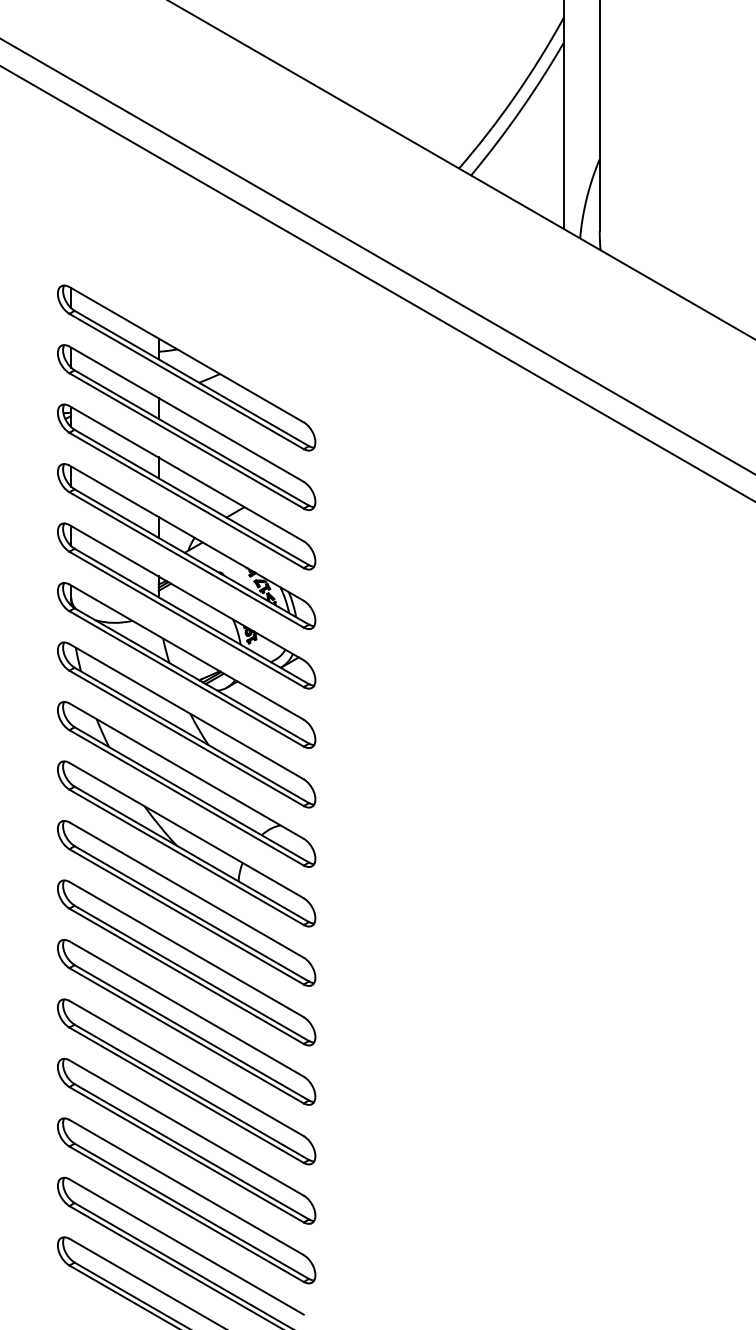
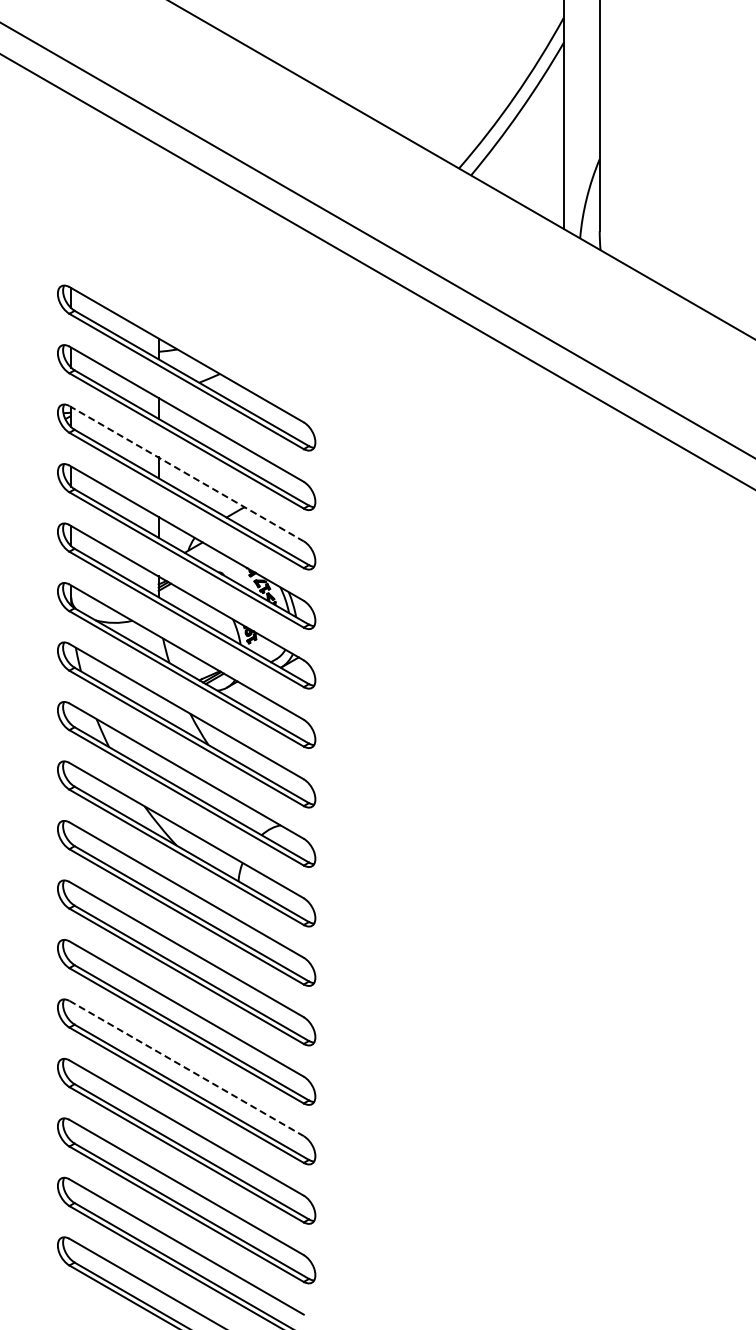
line position: (377, 256) -> (377, 240) (377, 240)
line position: (377, 283) -> (377, 271) (377, 271)
line: solid -> dashed (187, 473)
line: solid -> dashed (187, 1068)
